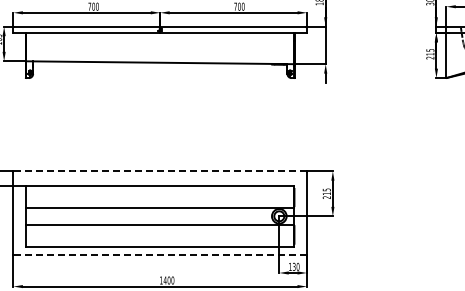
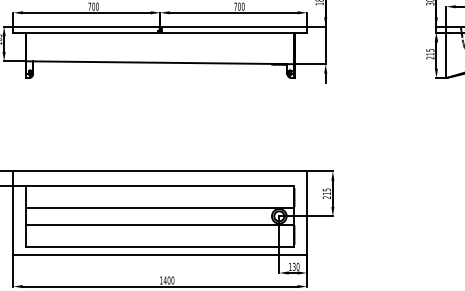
line: dashed -> solid (160, 171)
line: dashed -> solid (160, 255)
